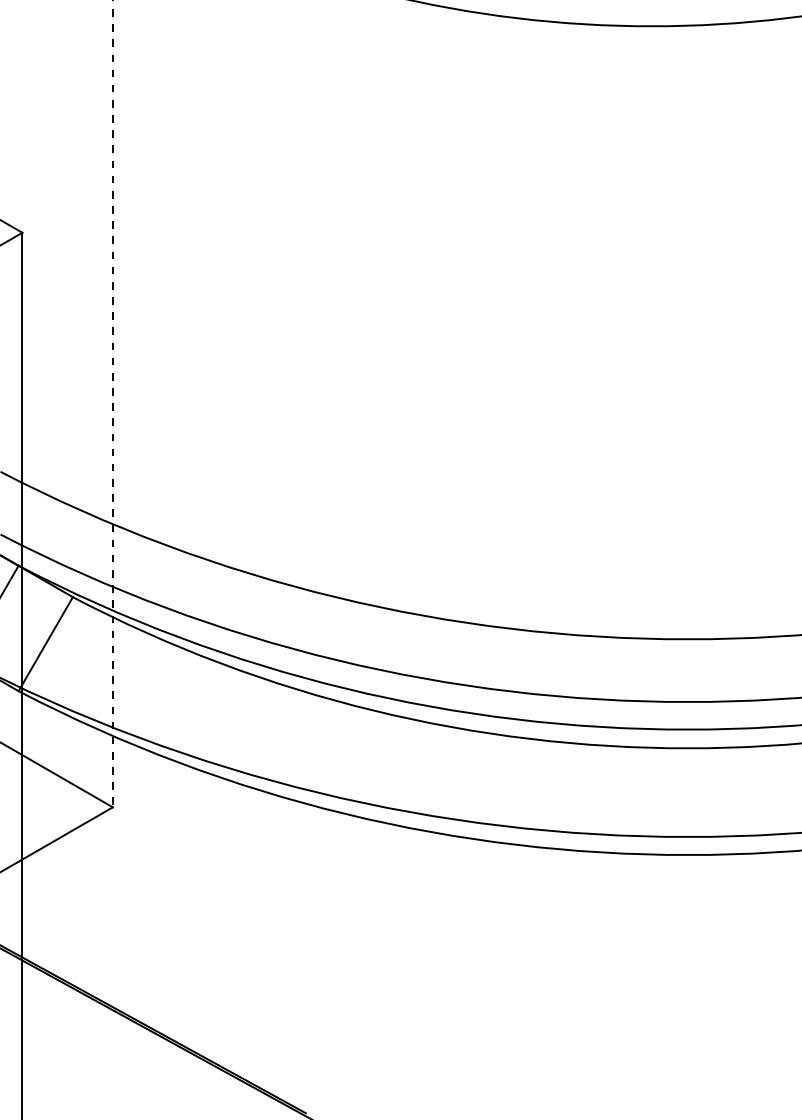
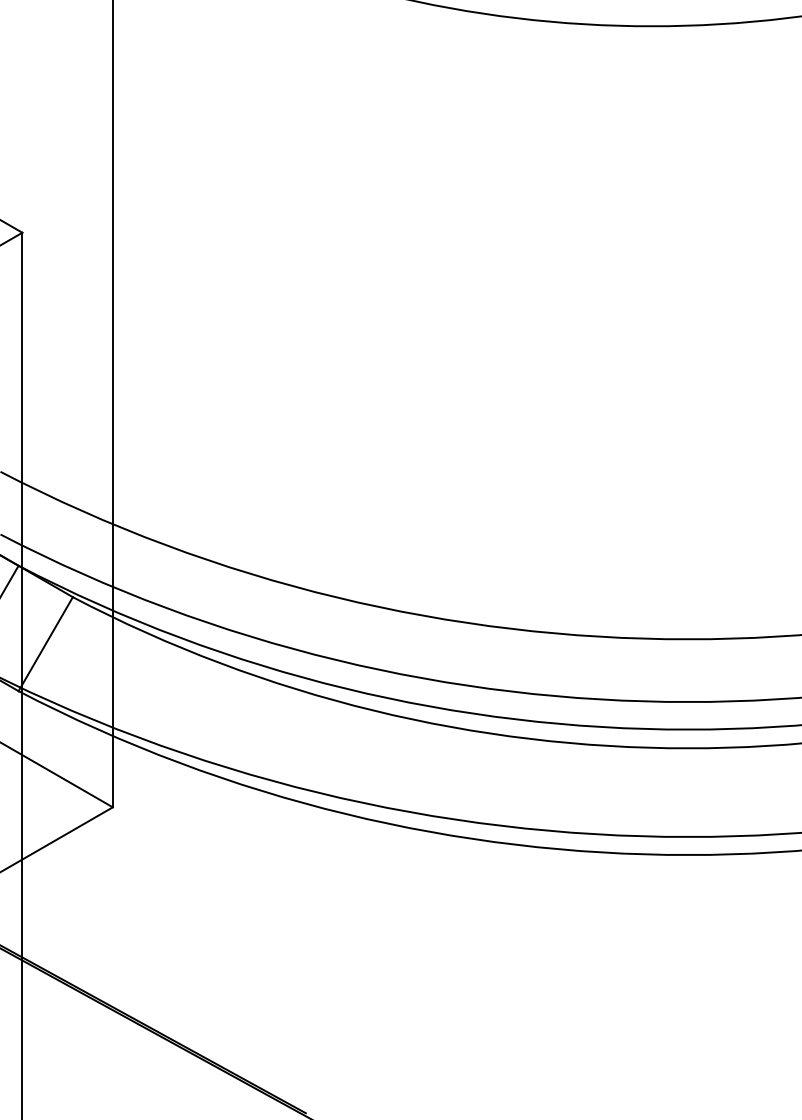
line: dashed -> solid (112, 404)
